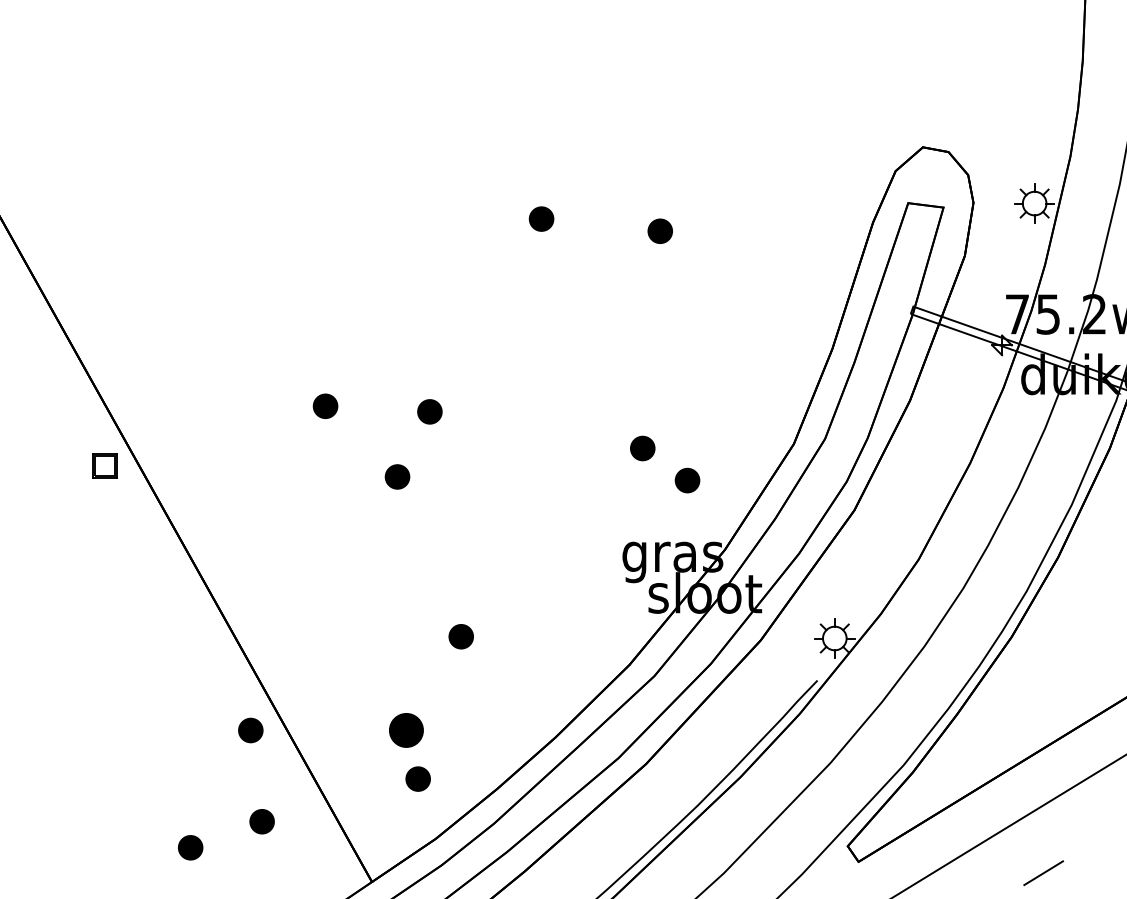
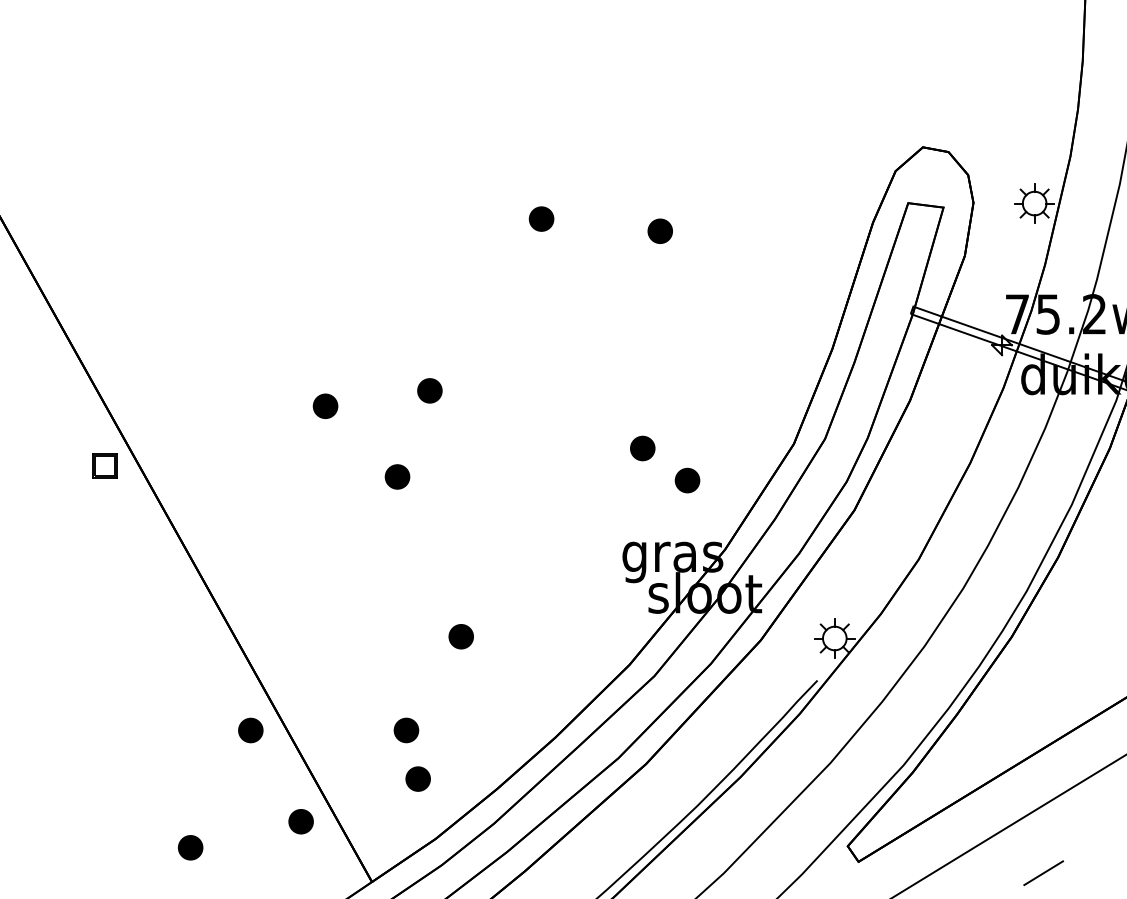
part position: (429, 411) -> (429, 390) (429, 390)
part size: 35x35 px -> 27x27 px (406, 730)
part position: (261, 821) -> (300, 821) (300, 821)
